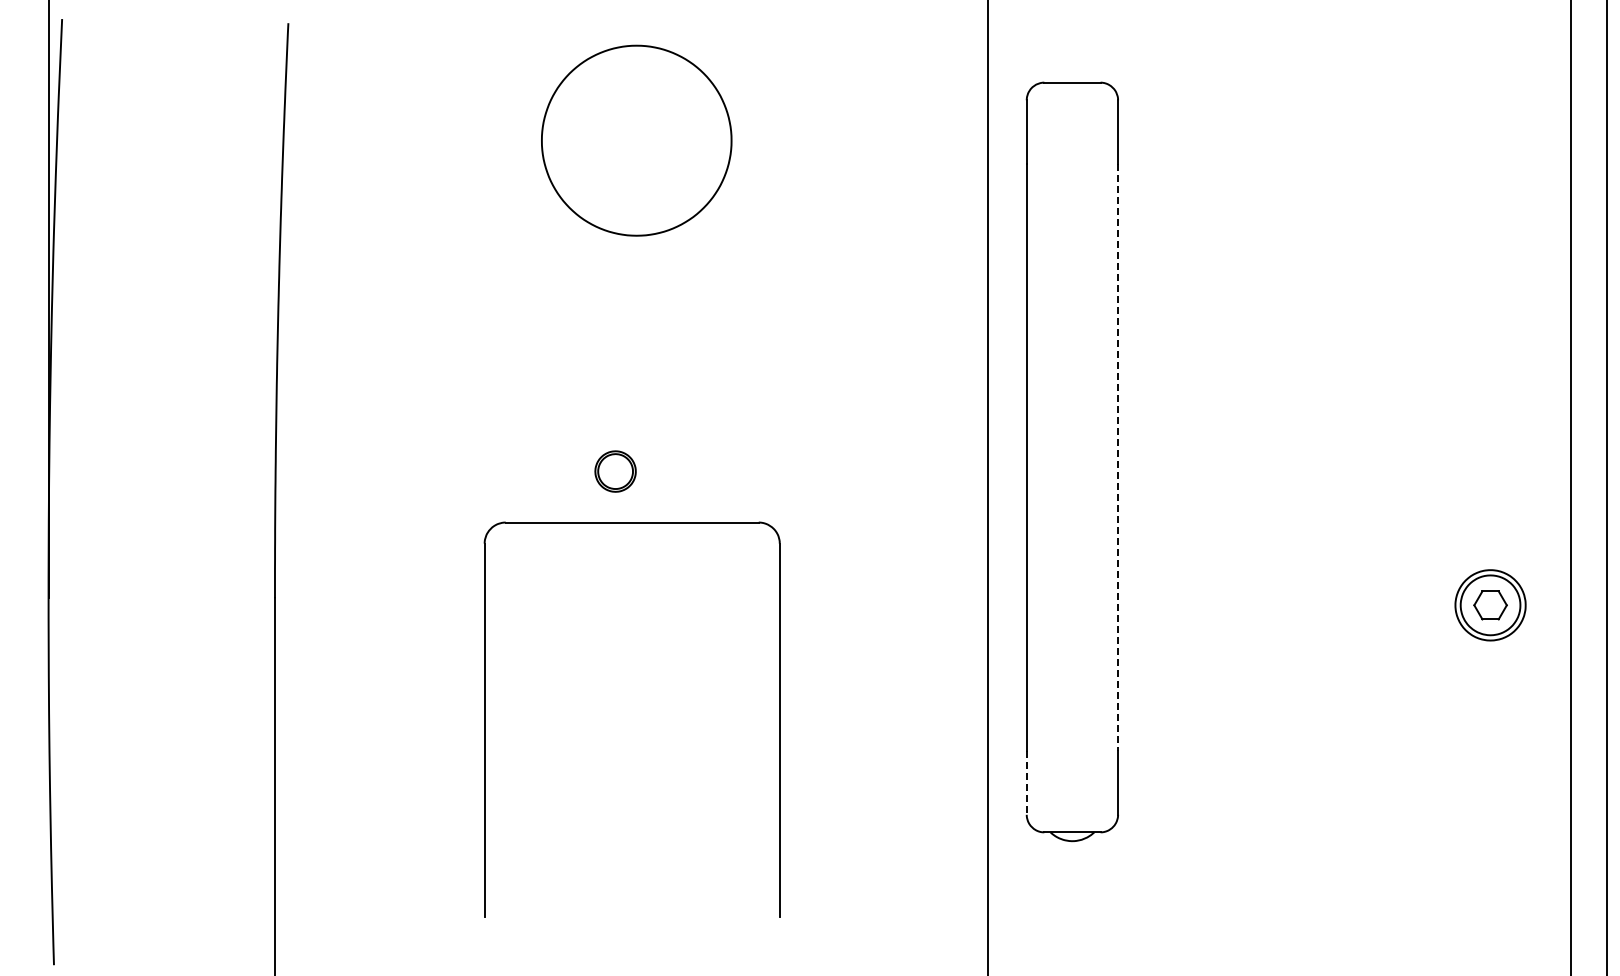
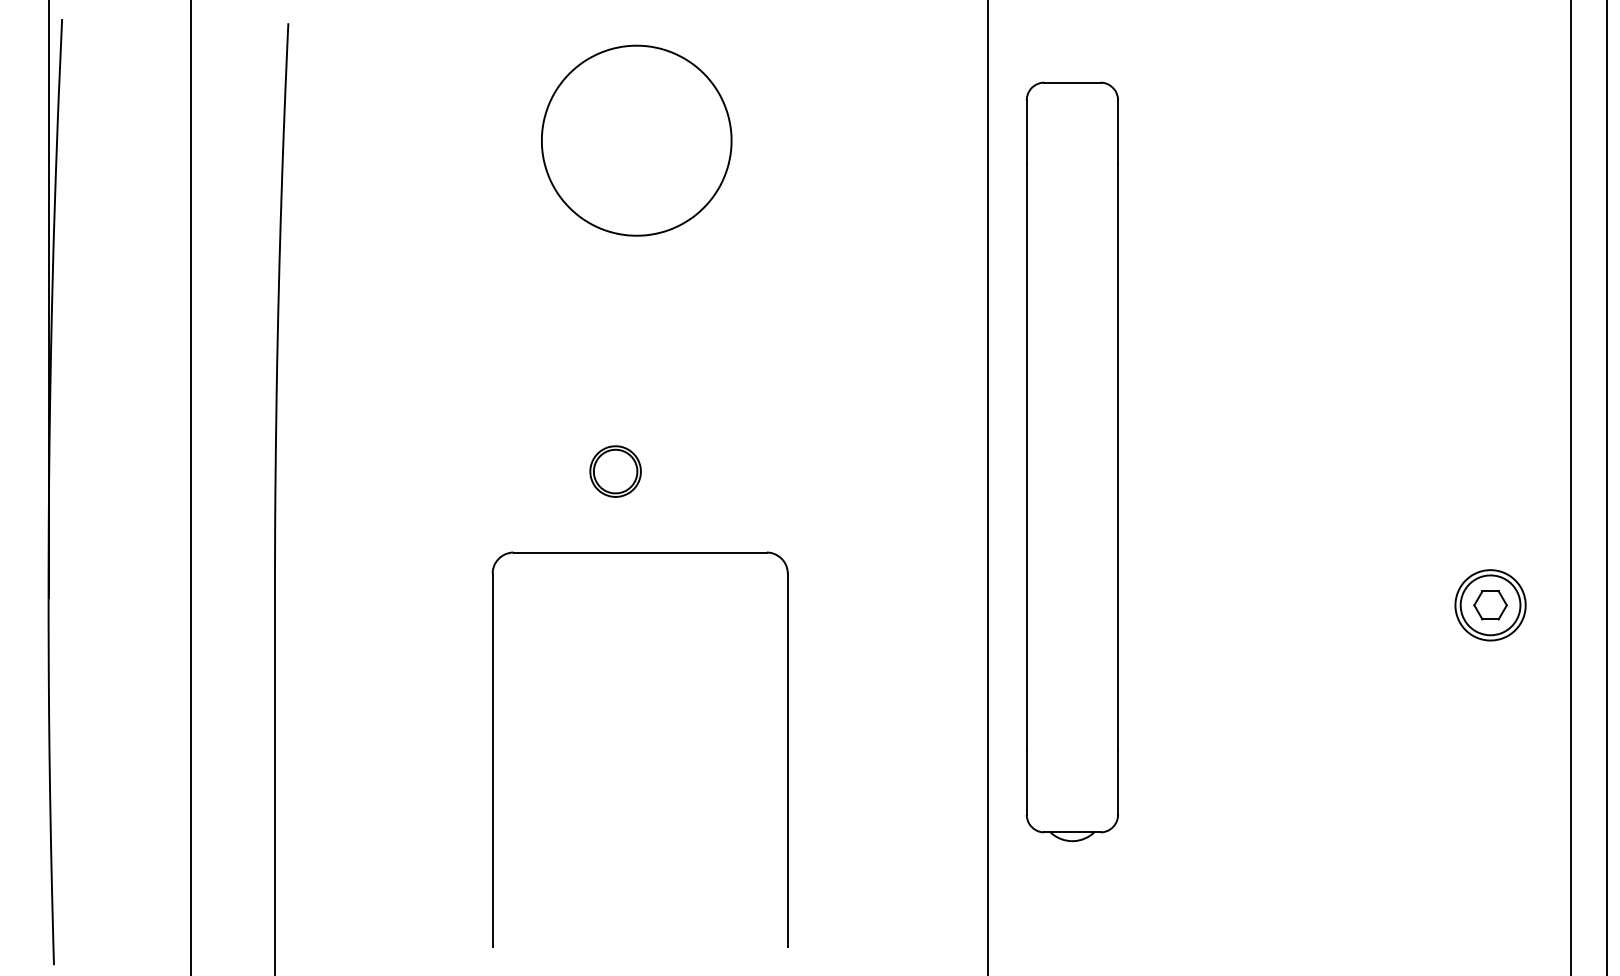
line: dashed -> solid (1118, 457)
part size: 43x43 px -> 53x53 px (615, 471)
line: none -> present (190, 487)
part position: (485, 719) -> (493, 749) (493, 749)
line: dashed -> solid (1026, 783)
